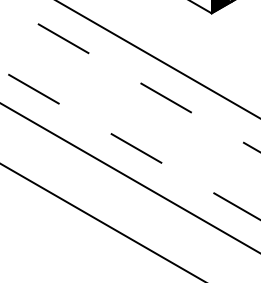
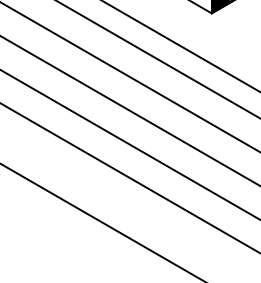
line: none -> present (180, 46)
line: dashed -> solid (130, 77)
line: none -> present (129, 110)
line: dashed -> solid (130, 145)
